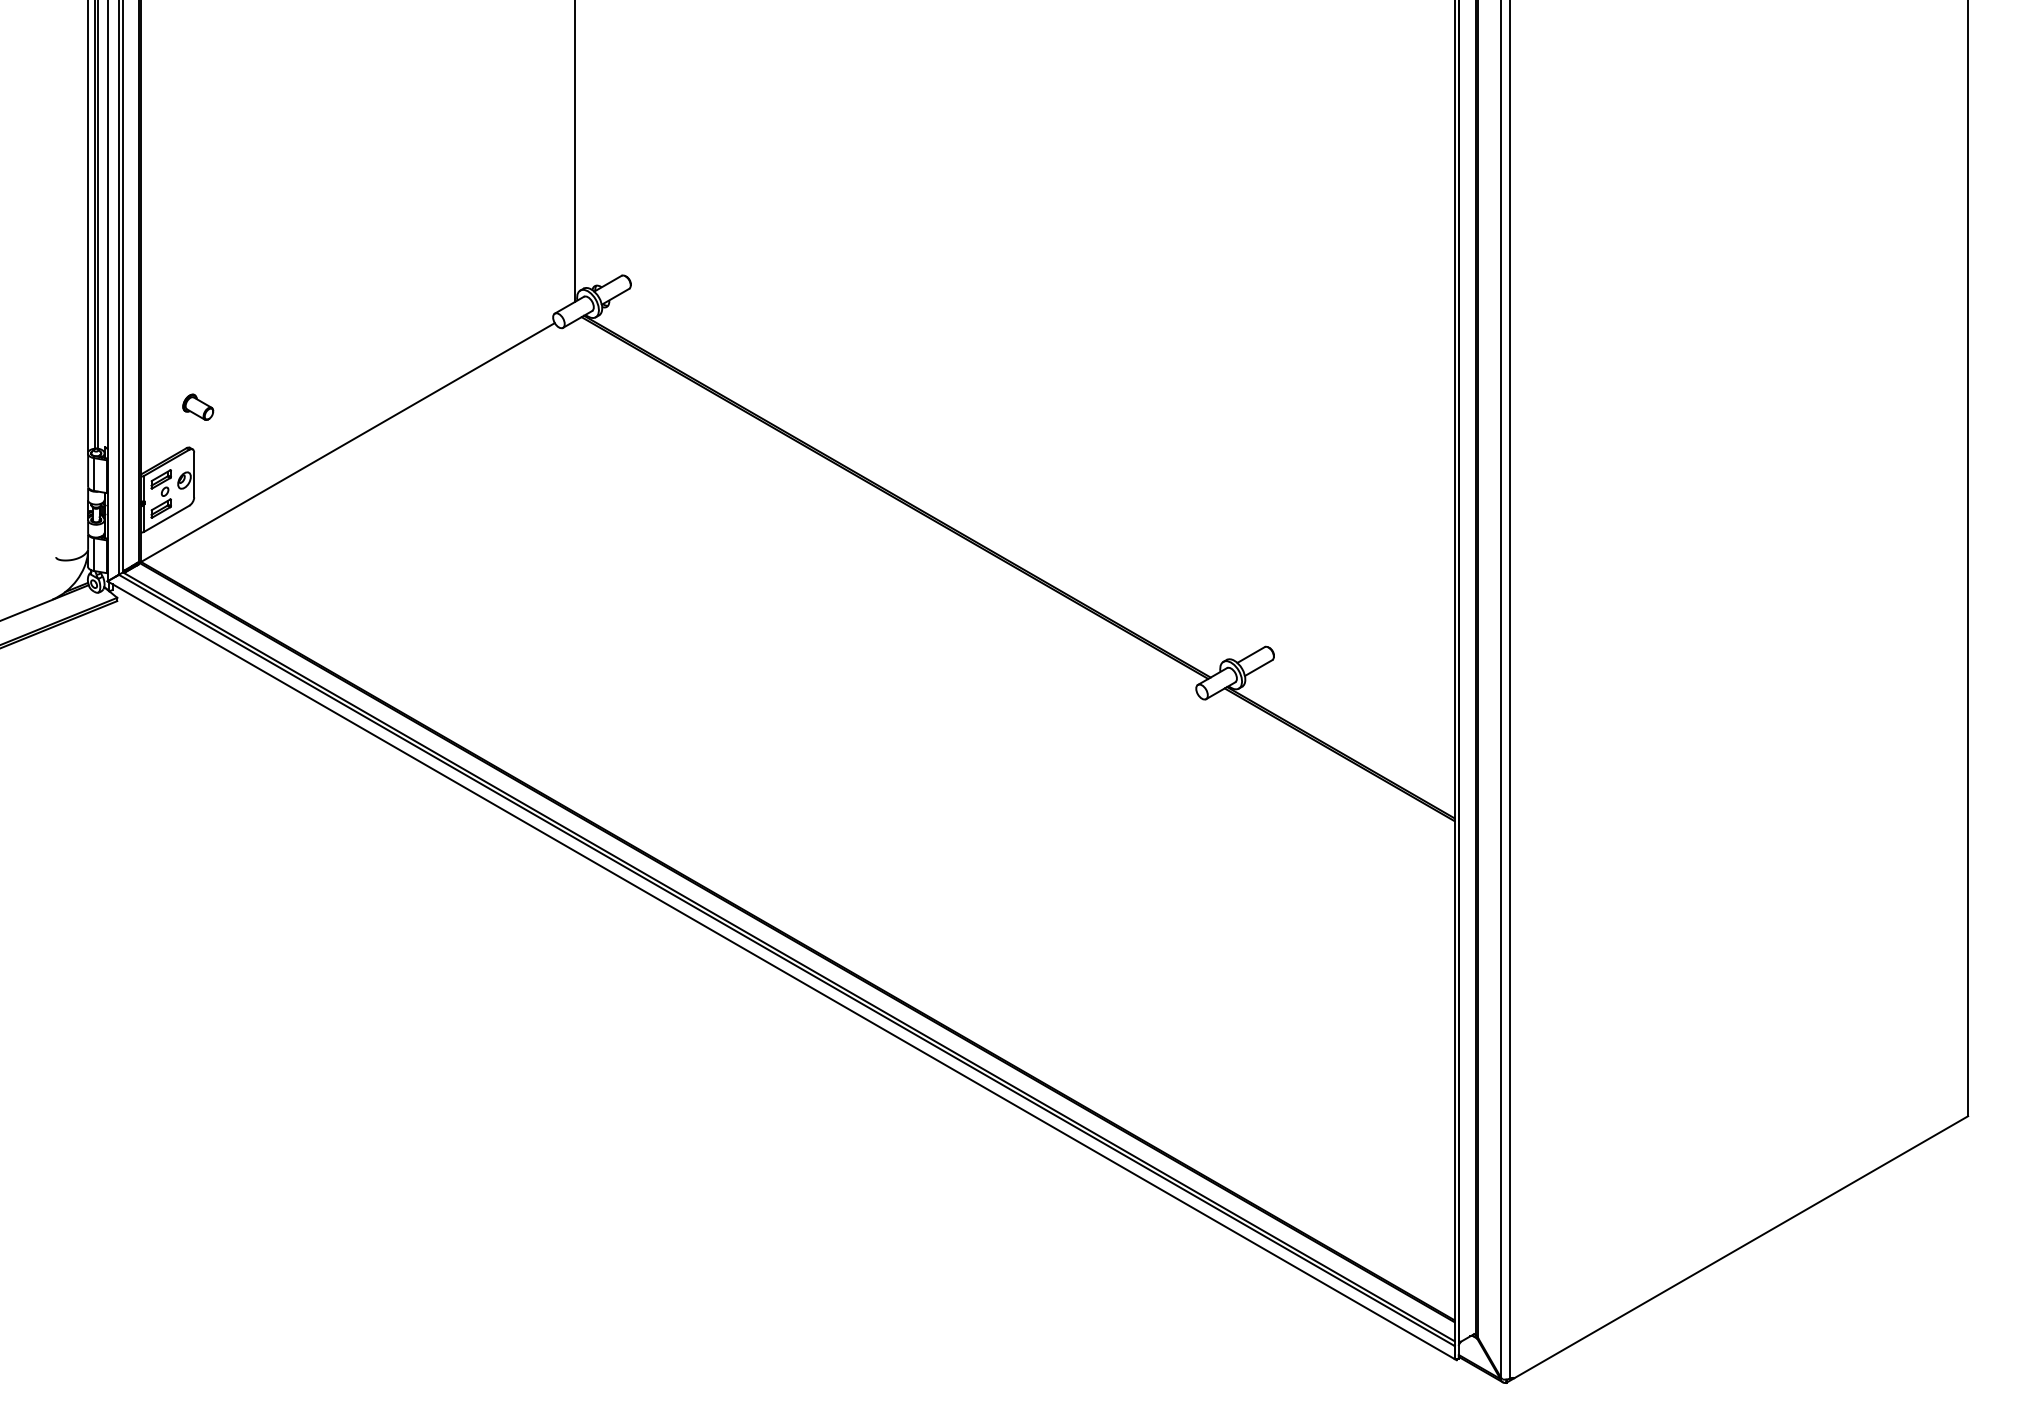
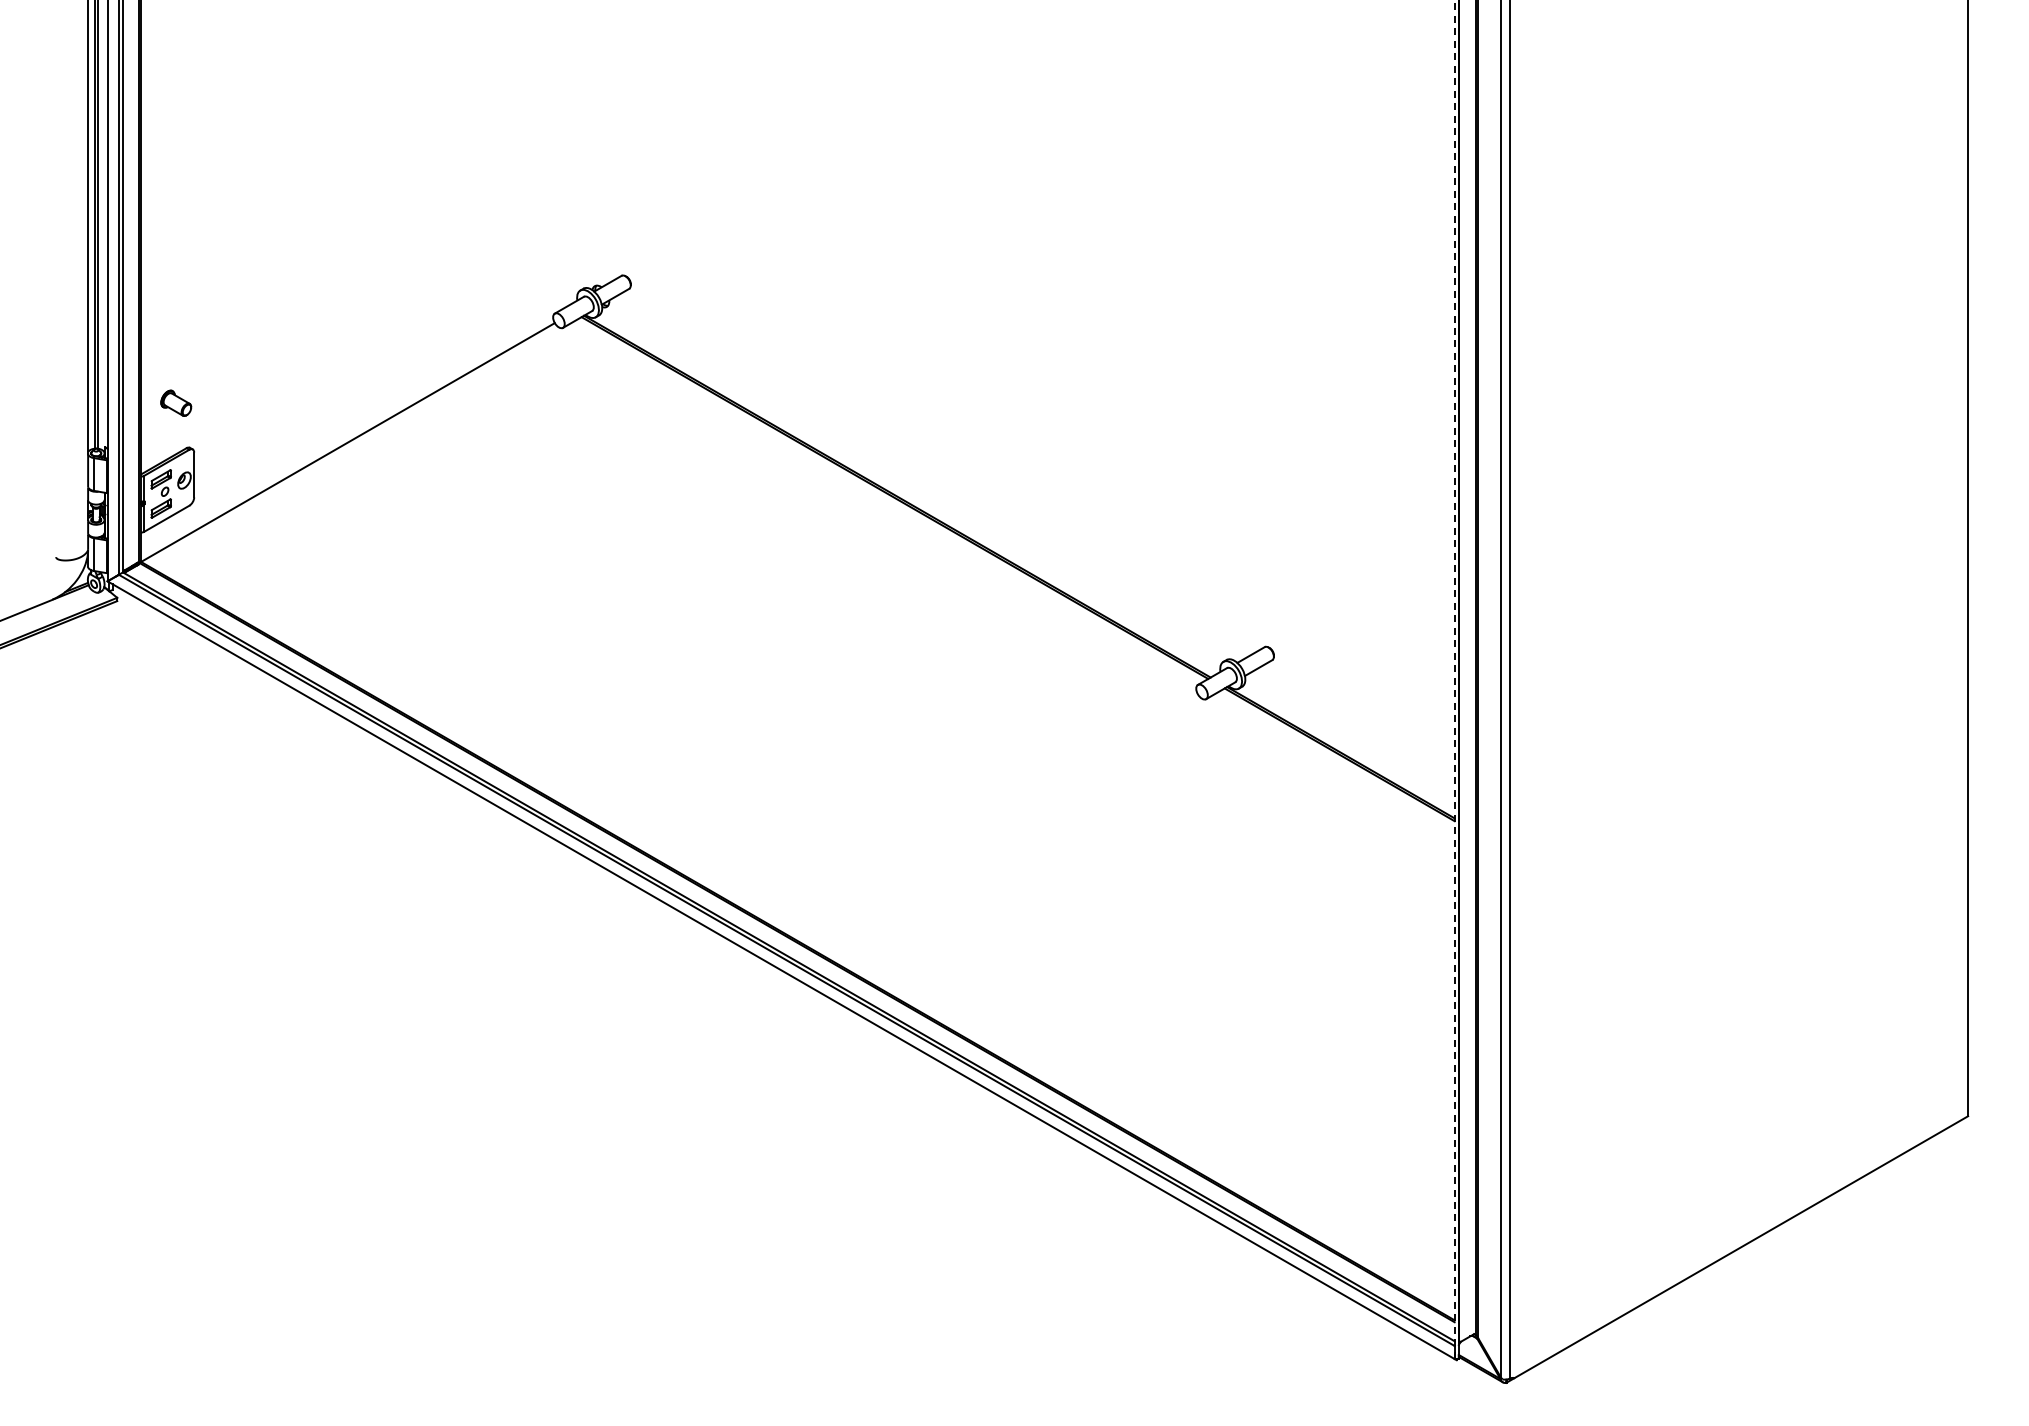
line: present -> none (574, 152)
part position: (198, 406) -> (176, 402) (176, 402)
line: solid -> dashed (1454, 680)
